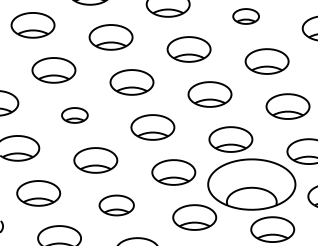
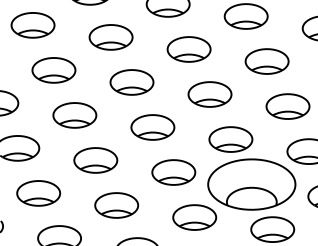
part size: 28x17 px -> 46x27 px (245, 16)
part size: 28x17 px -> 46x27 px (74, 115)
part size: 37x23 px -> 46x27 px (116, 205)
